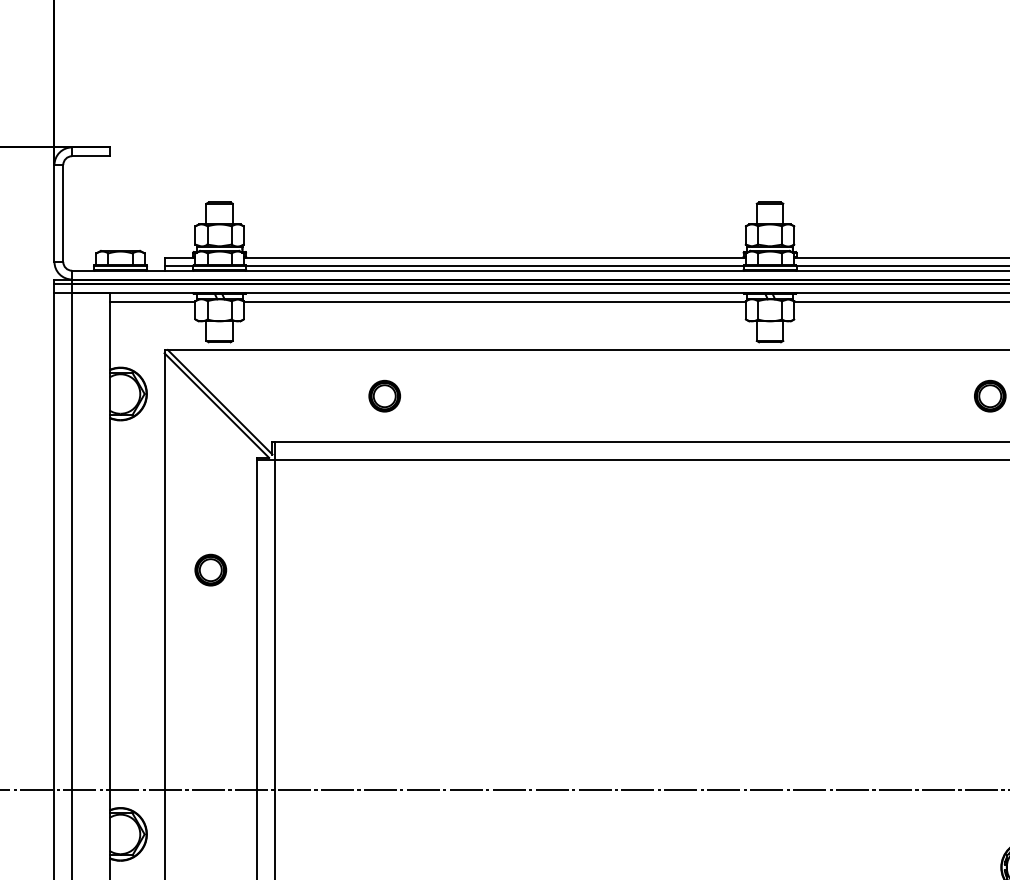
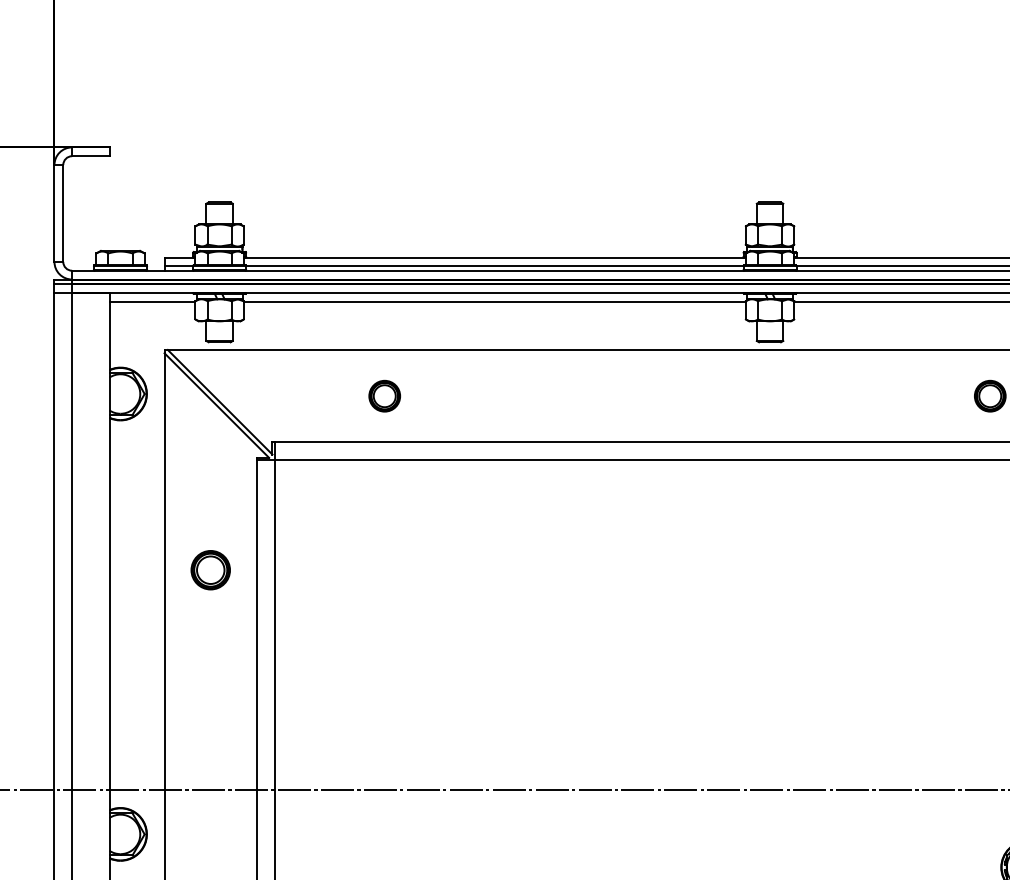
part size: 34x34 px -> 41x41 px (210, 570)
